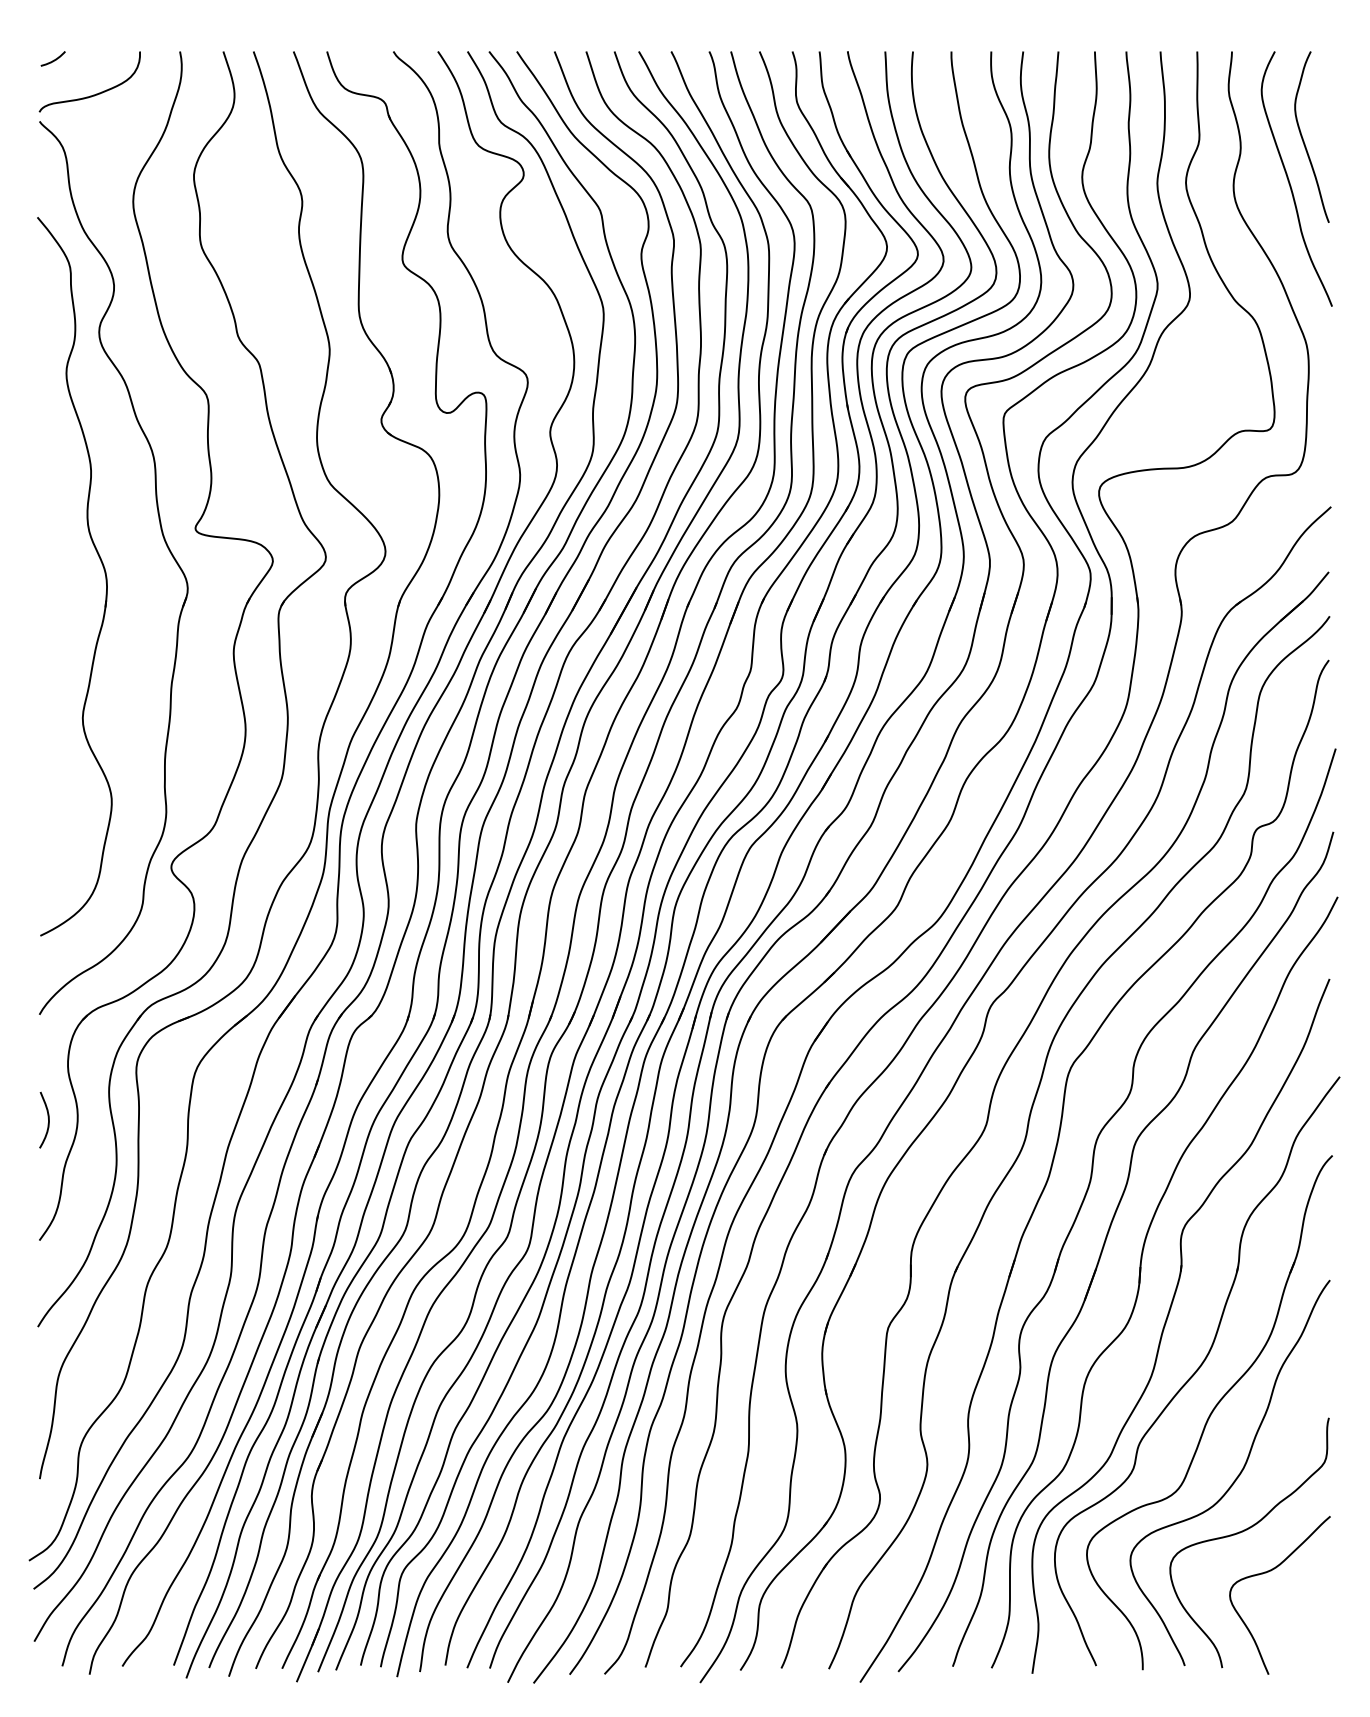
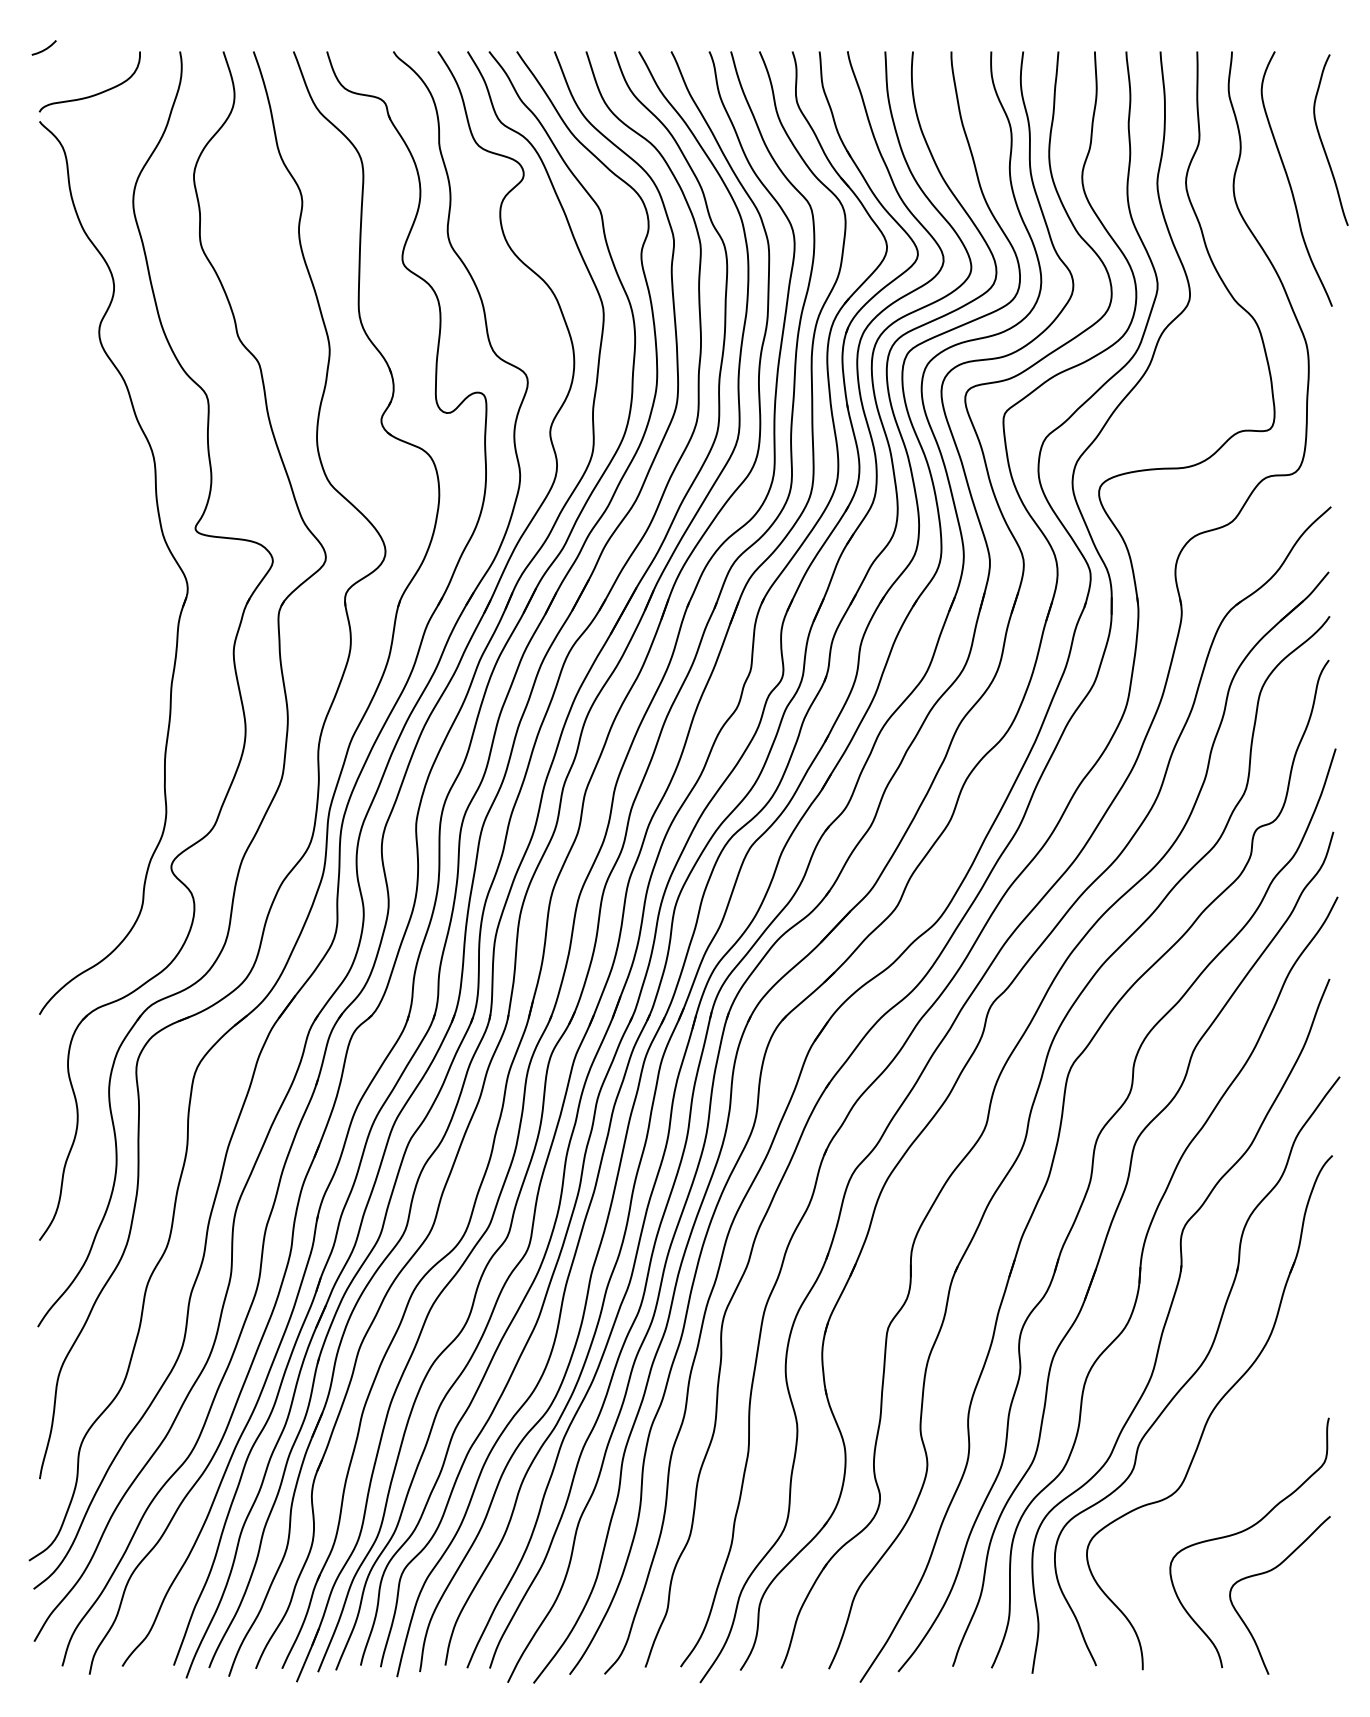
curve position: (52, 60) -> (43, 49) (43, 49)
curve position: (1304, 140) -> (1323, 143) (1323, 143)
part: present -> none (102, 566)
curve: present -> none (47, 1117)
curve: present -> none (1235, 1478)
